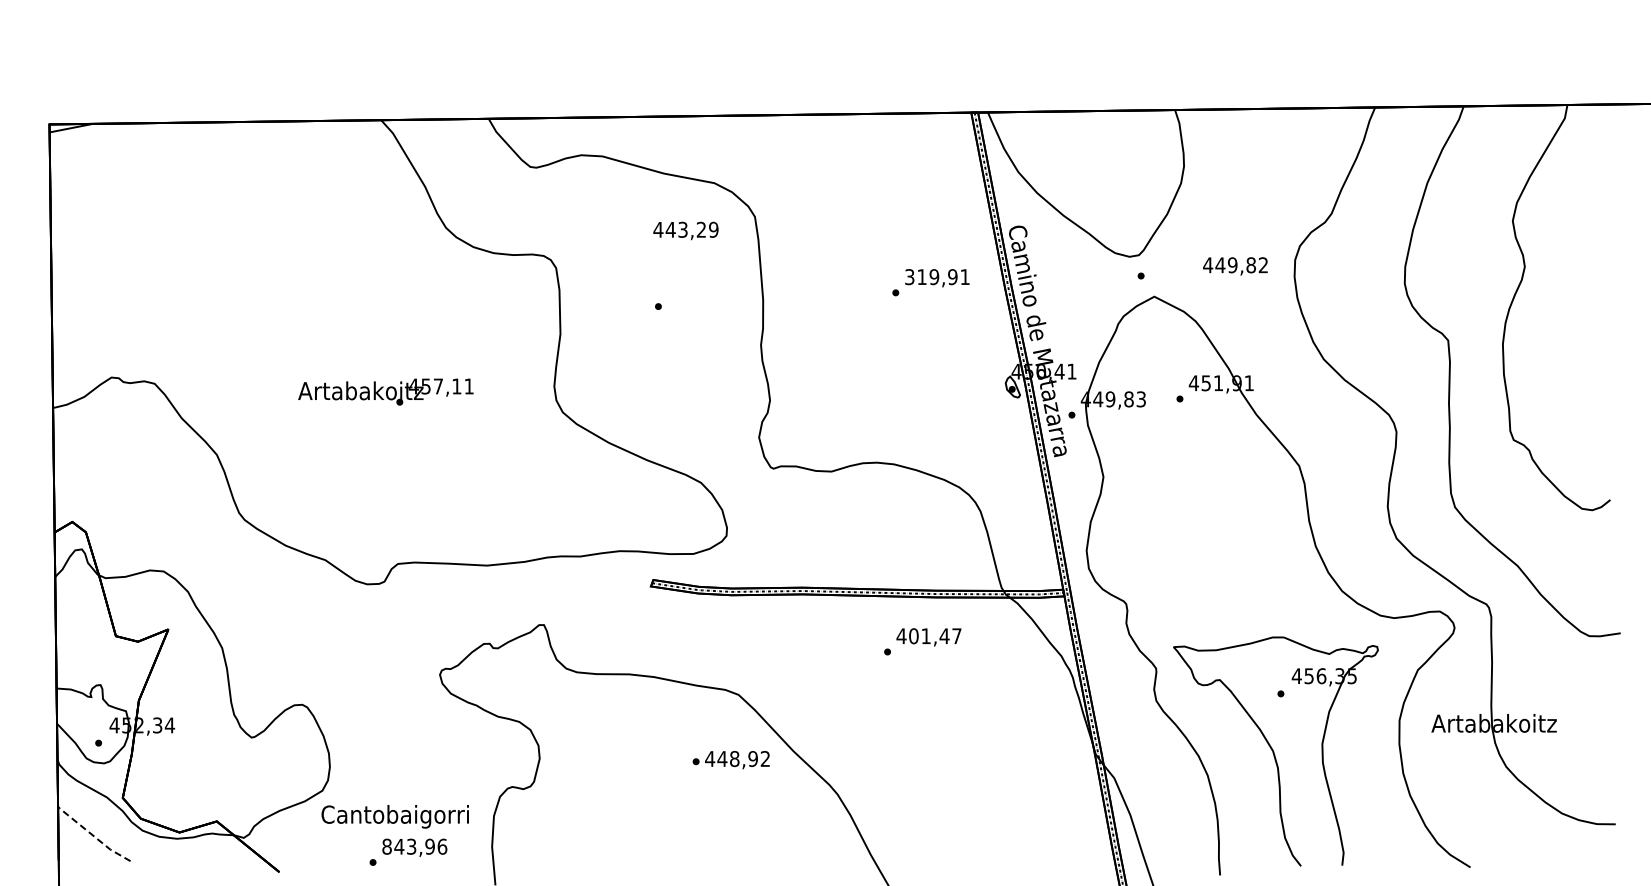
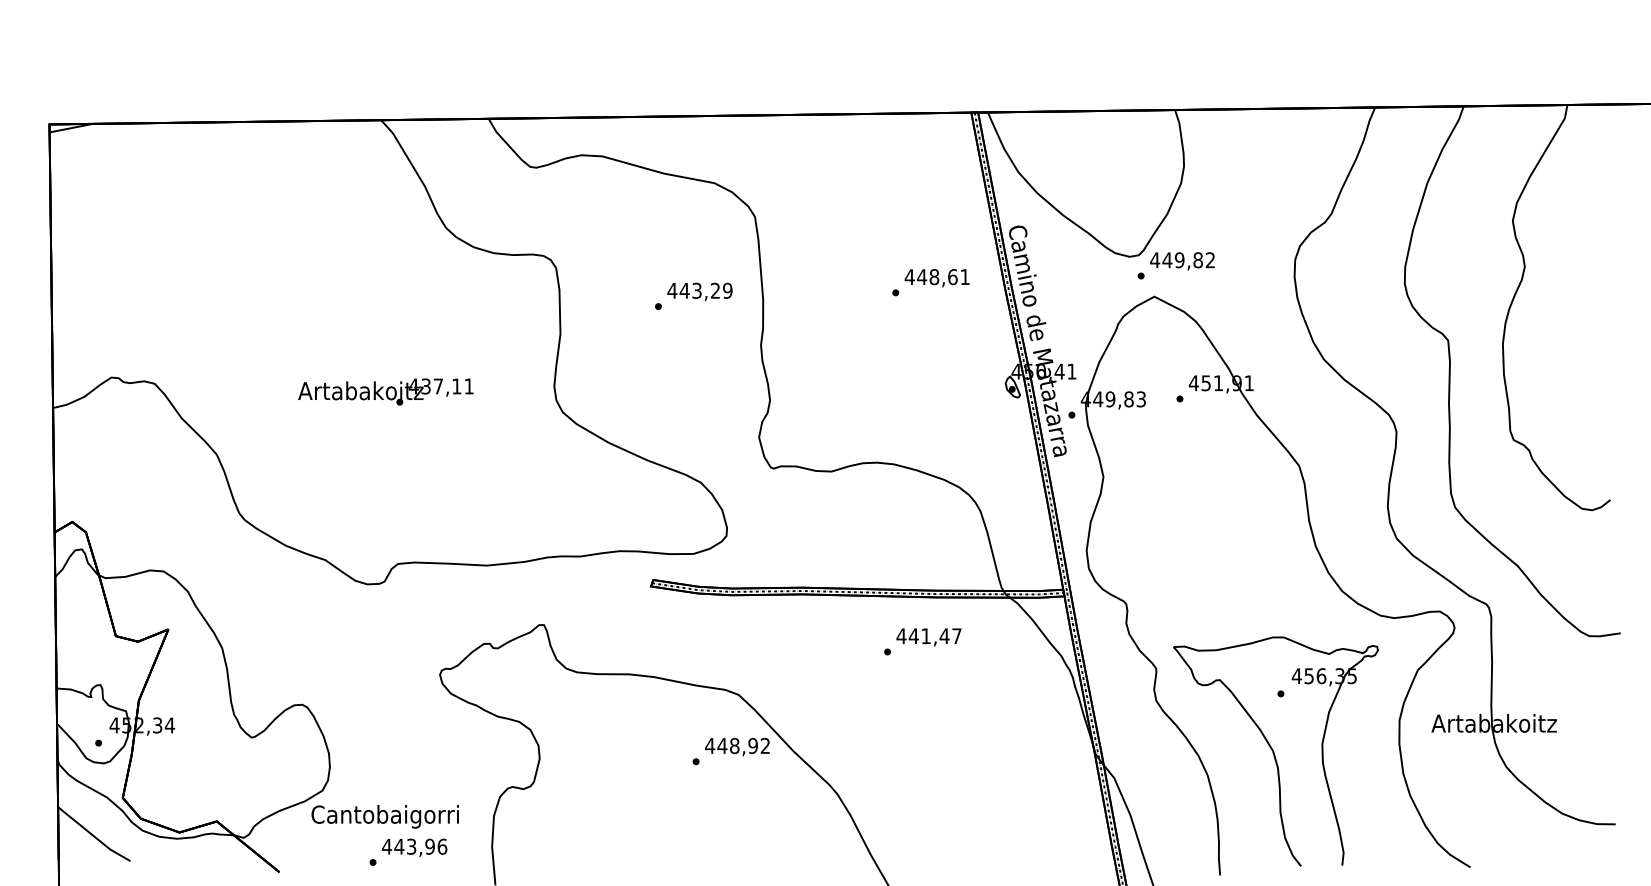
text position: (685, 230) -> (699, 291) (699, 291)
text position: (1235, 266) -> (1182, 261) (1182, 261)
text: 319,91 -> 448,61 (930, 277)
text: 457,11 -> 437,11 (426, 385)
text: 401,47 -> 441,47 (913, 636)
text position: (737, 760) -> (737, 747) (737, 747)
text position: (394, 816) -> (384, 816) (384, 816)
line: dashed -> solid (93, 835)
text: 843,96 -> 443,96 (387, 846)
